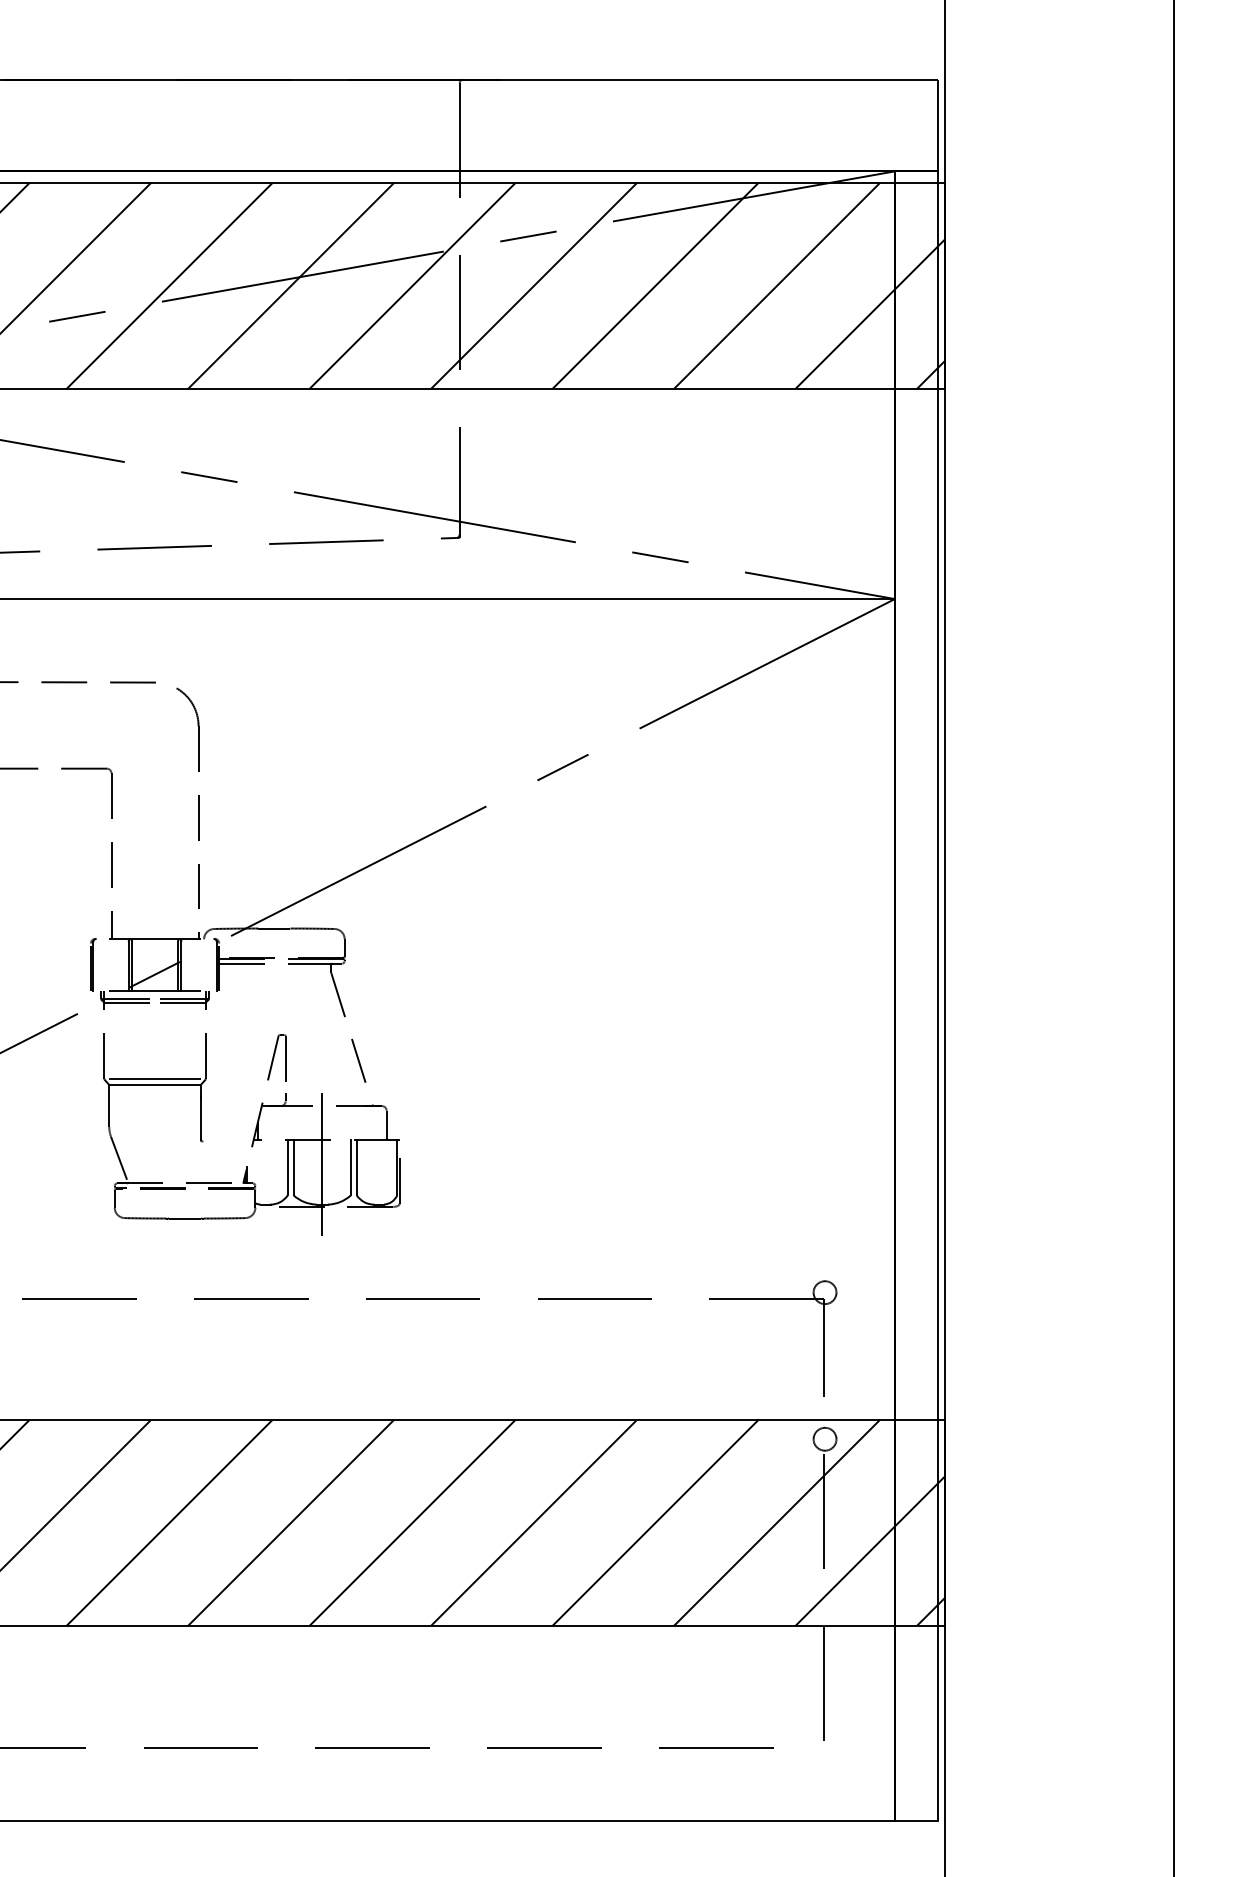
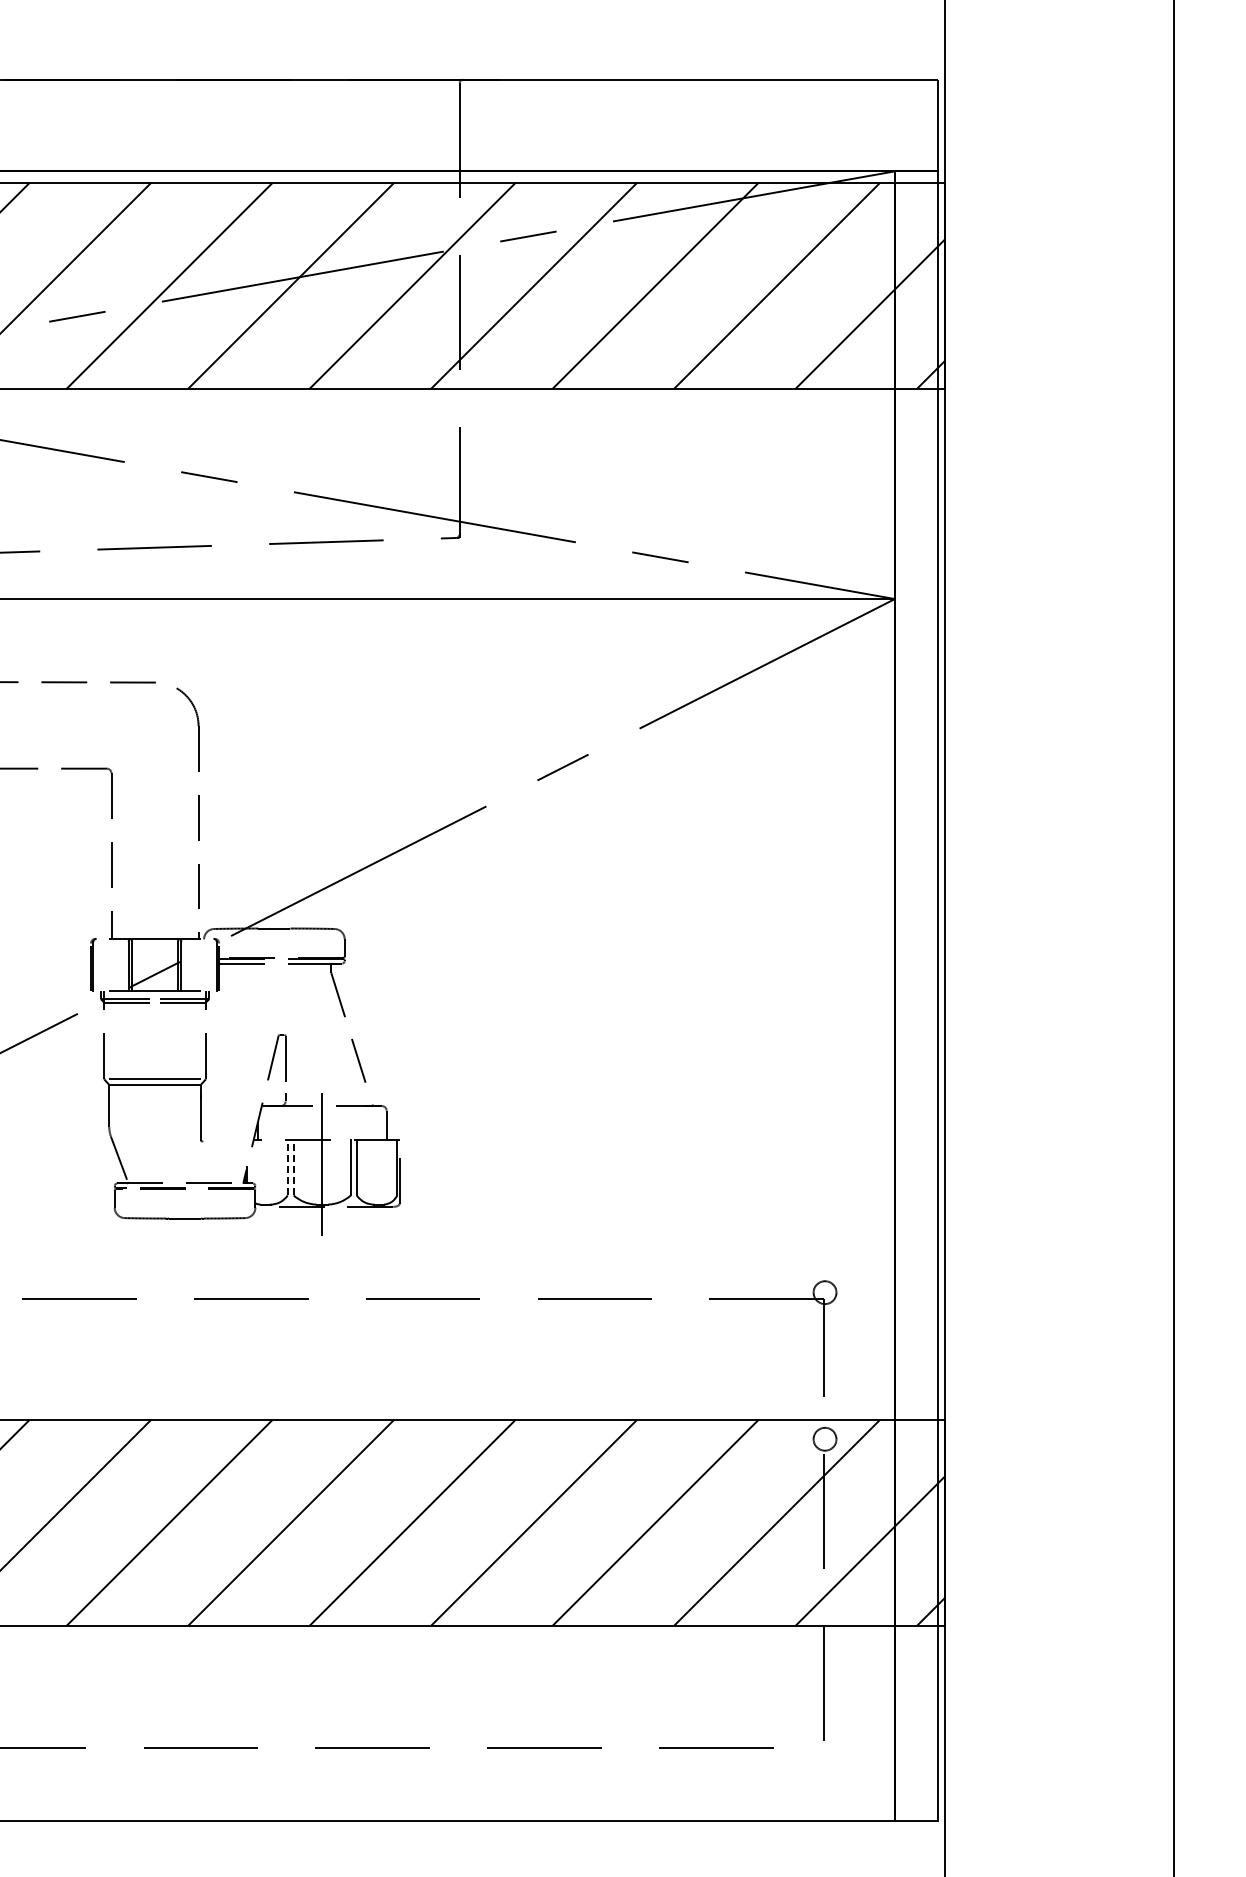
line: solid -> dashed (287, 1167)
line: solid -> dashed (293, 1167)
